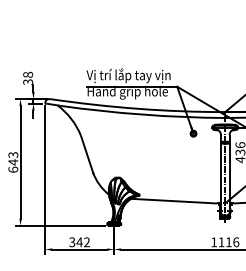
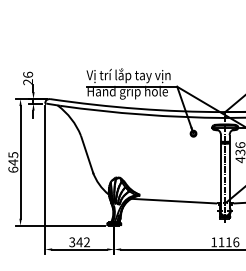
text: 38 -> 26 (28, 78)
text: 643 -> 645 (12, 154)
